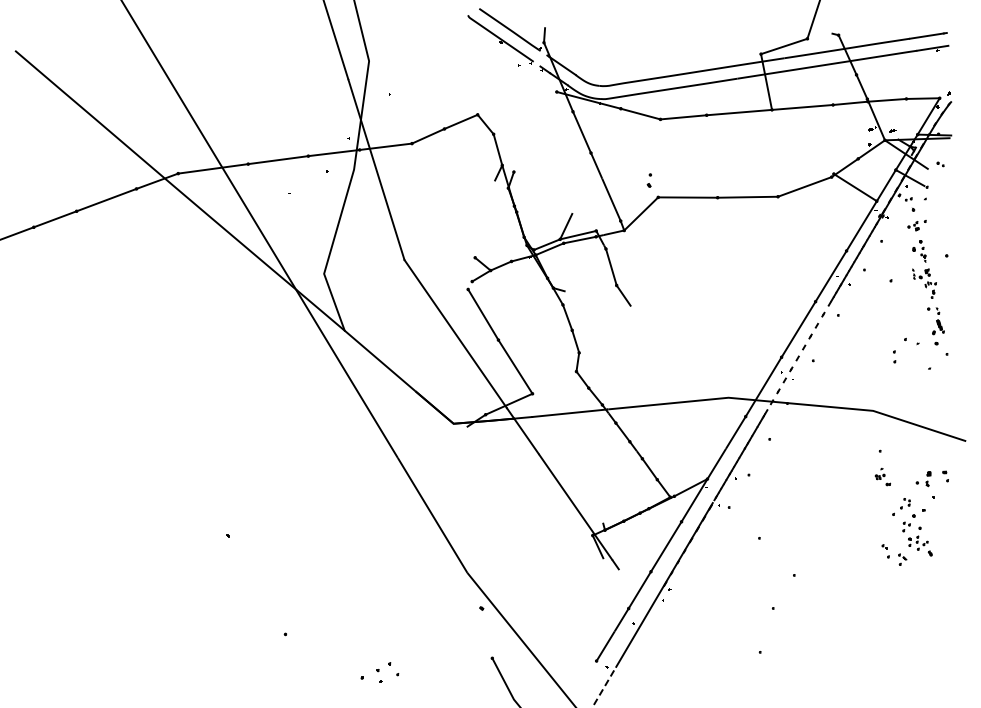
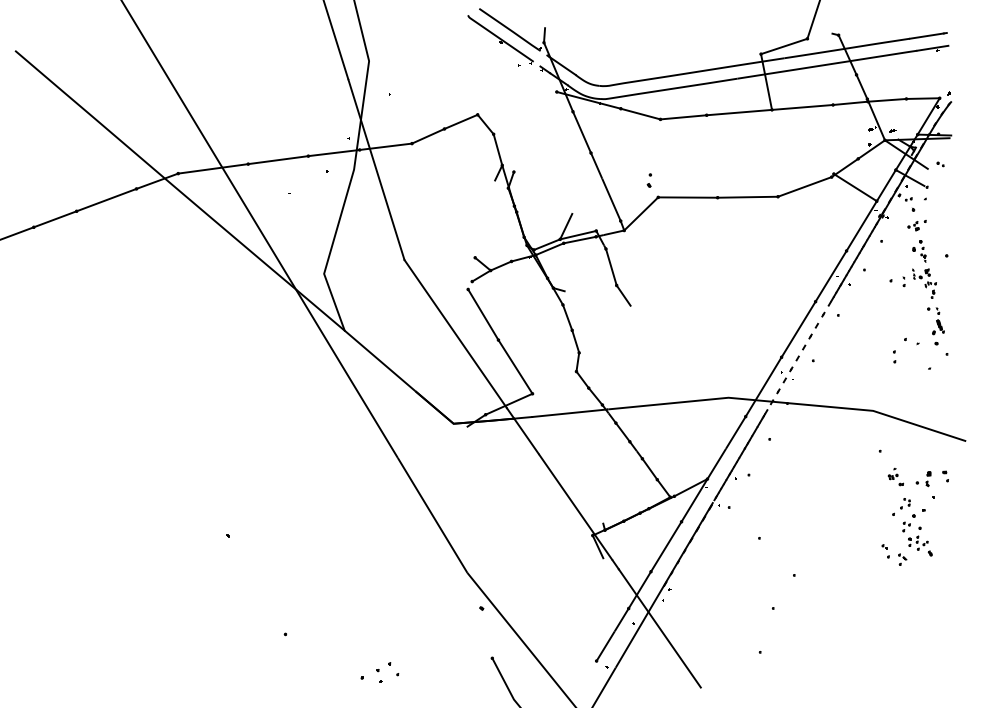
part: none -> present (903, 281)
part position: (882, 476) -> (895, 476) (895, 476)
line: none -> present (659, 628)
line: dashed -> solid (603, 687)
